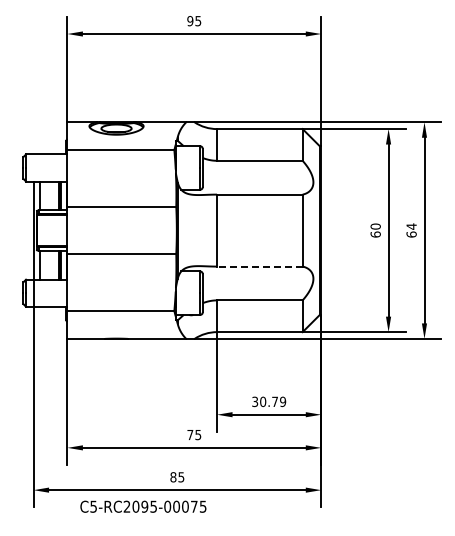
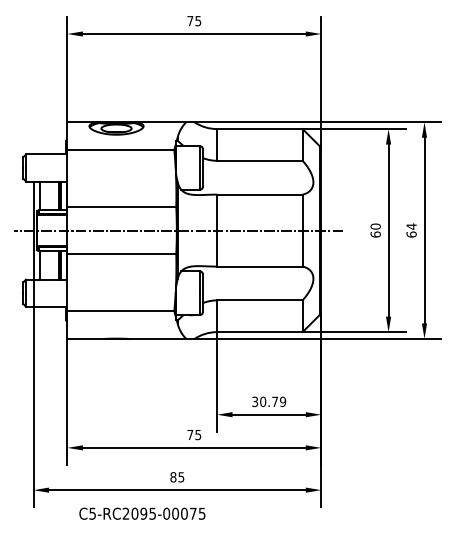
text: 95 -> 75 (190, 21)
line: none -> present (178, 230)
line: dashed -> solid (259, 266)
text position: (143, 506) -> (142, 513) (142, 513)
